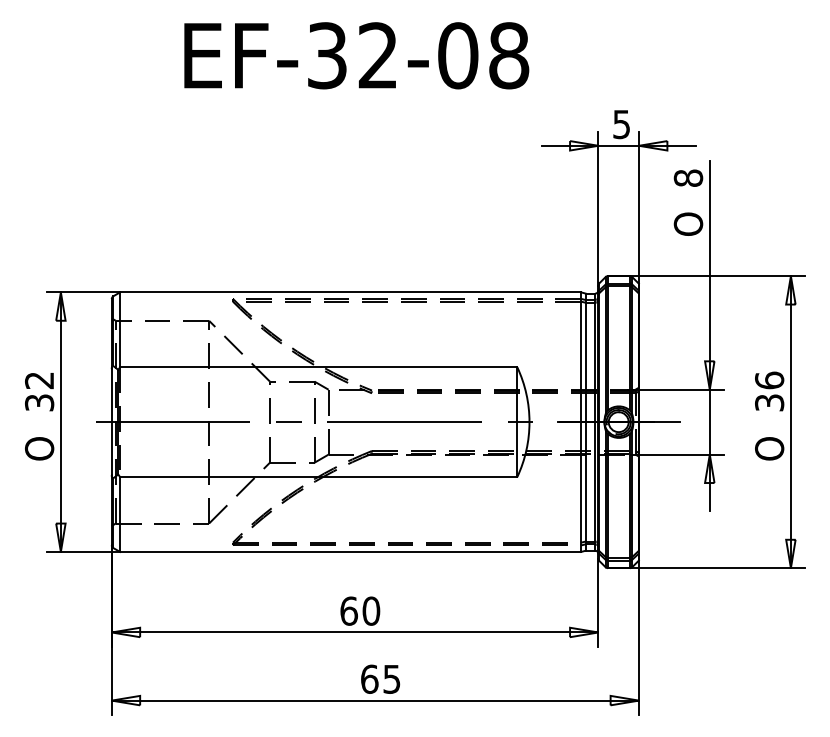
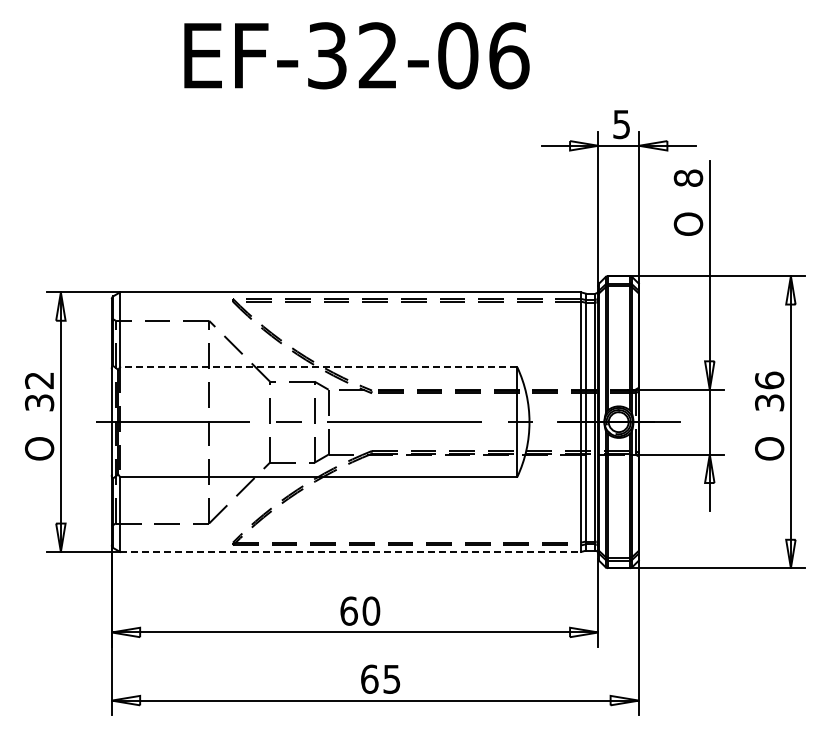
text: EF-32-08 -> EF-32-06 (509, 55)
line: solid -> dashed (318, 367)
line: solid -> dashed (350, 551)
